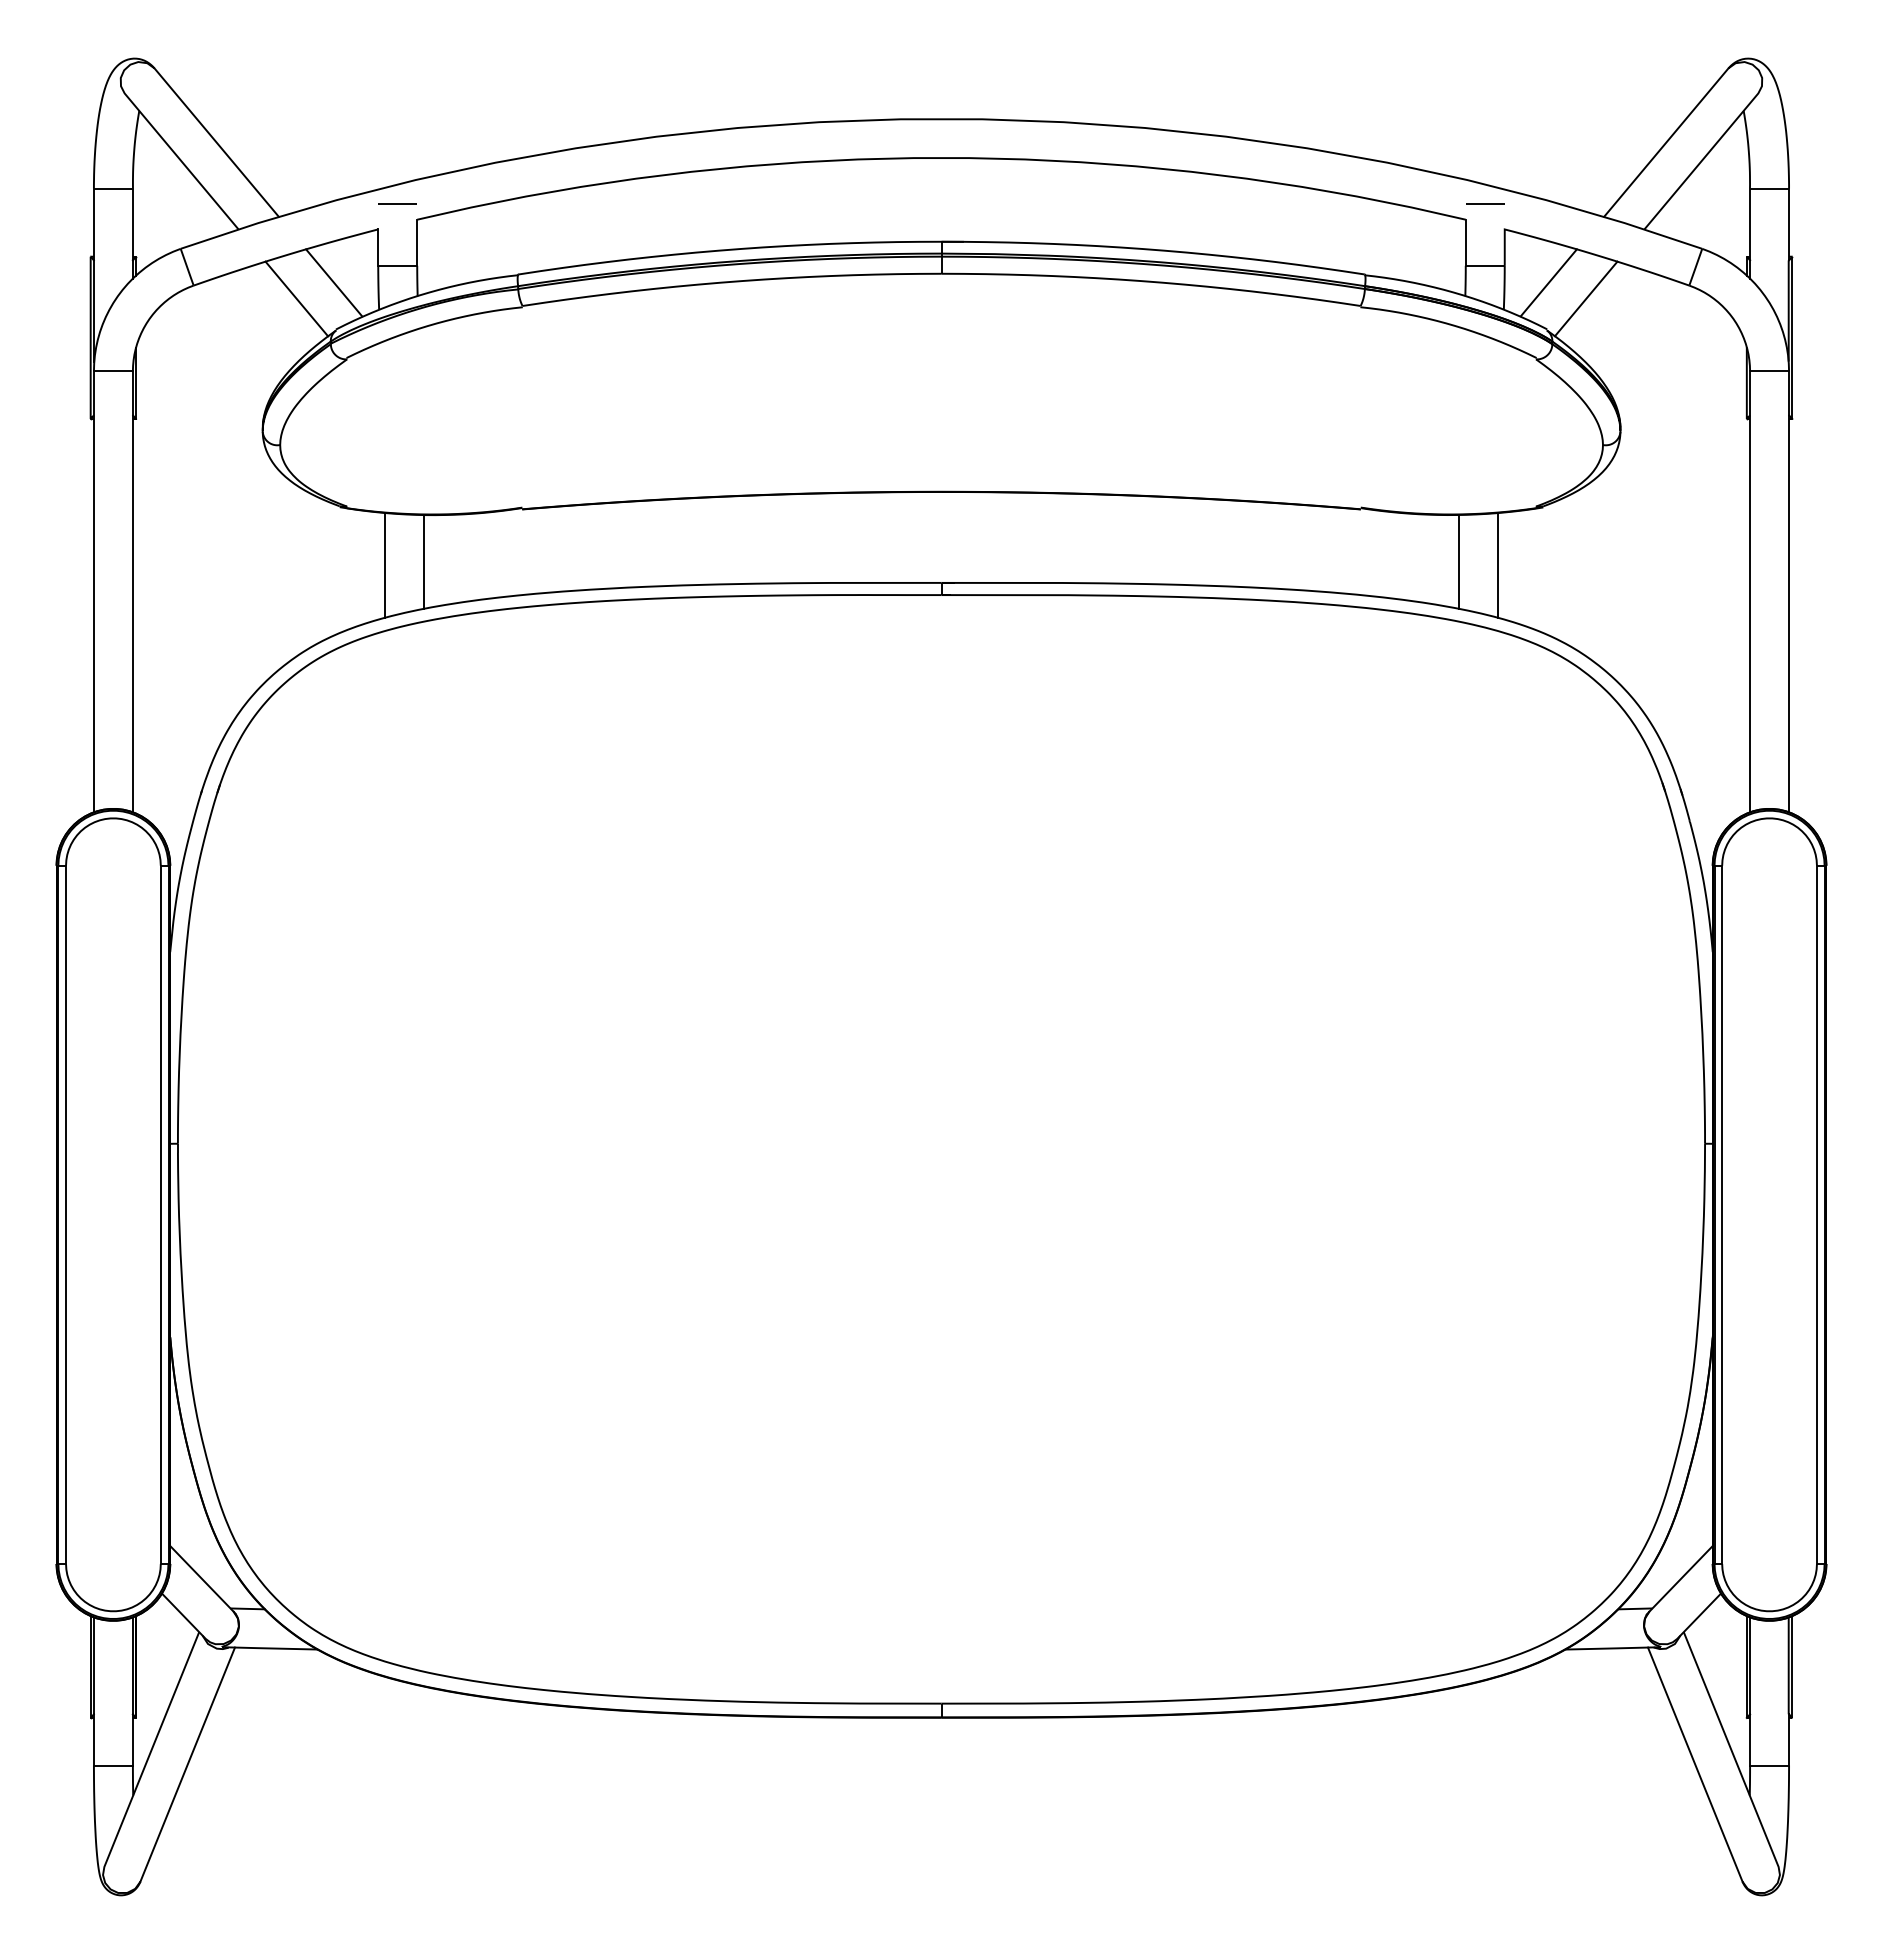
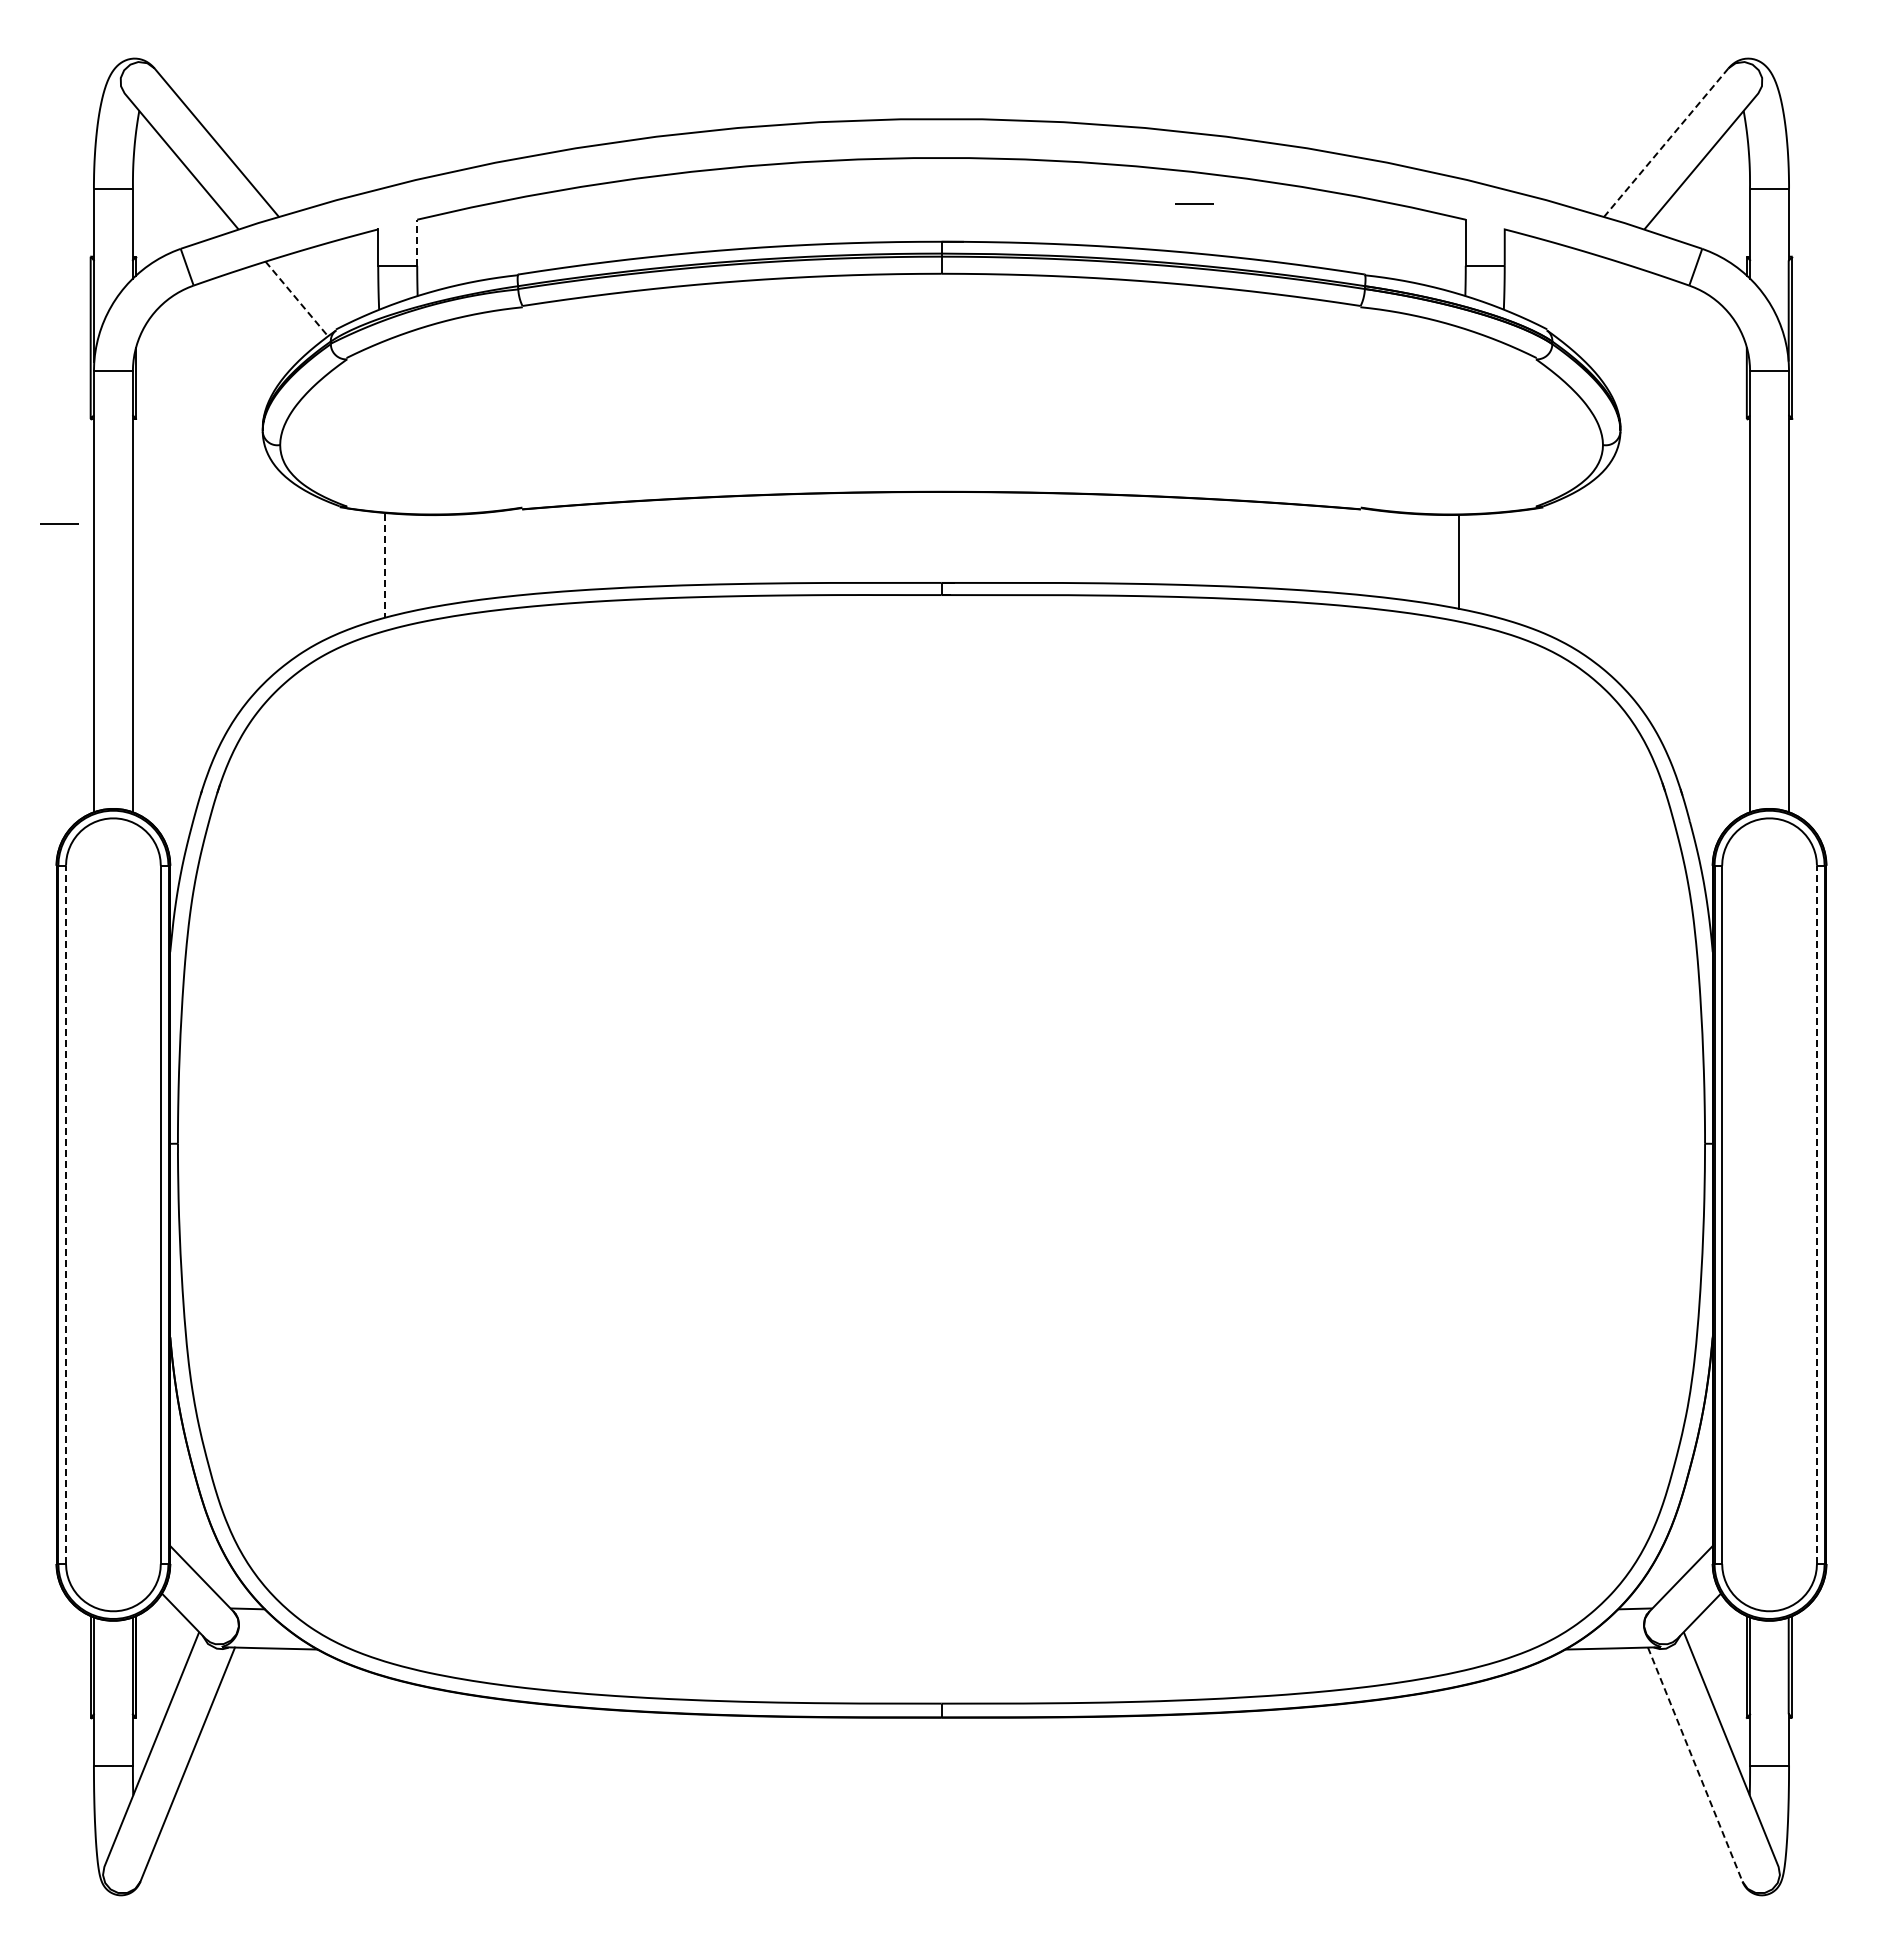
line: solid -> dashed (1666, 142)
line position: (397, 203) -> (59, 523) (59, 523)
line position: (1485, 203) -> (1194, 203) (1194, 203)
line: solid -> dashed (417, 242)
line: present -> none (334, 282)
line: present -> none (1548, 282)
line: present -> none (1585, 298)
line: solid -> dashed (296, 299)
line: present -> none (424, 561)
line: present -> none (1497, 565)
line: solid -> dashed (385, 566)
line: solid -> dashed (66, 1214)
line: solid -> dashed (1816, 1214)
line: solid -> dashed (1695, 1765)
